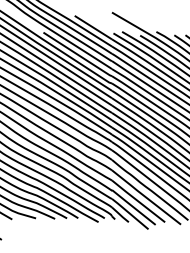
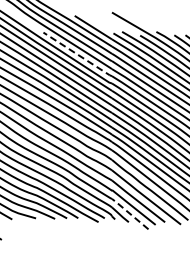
line: solid -> dashed (77, 54)
line: solid -> dashed (129, 213)
